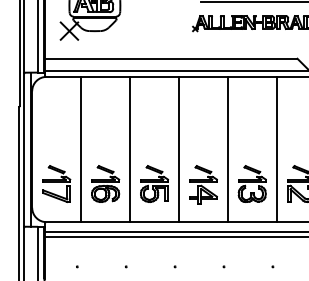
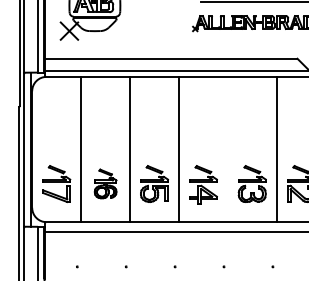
line: present -> none (227, 149)
part size: 30x38 px -> 25x32 px (105, 183)
line: present -> none (174, 236)
